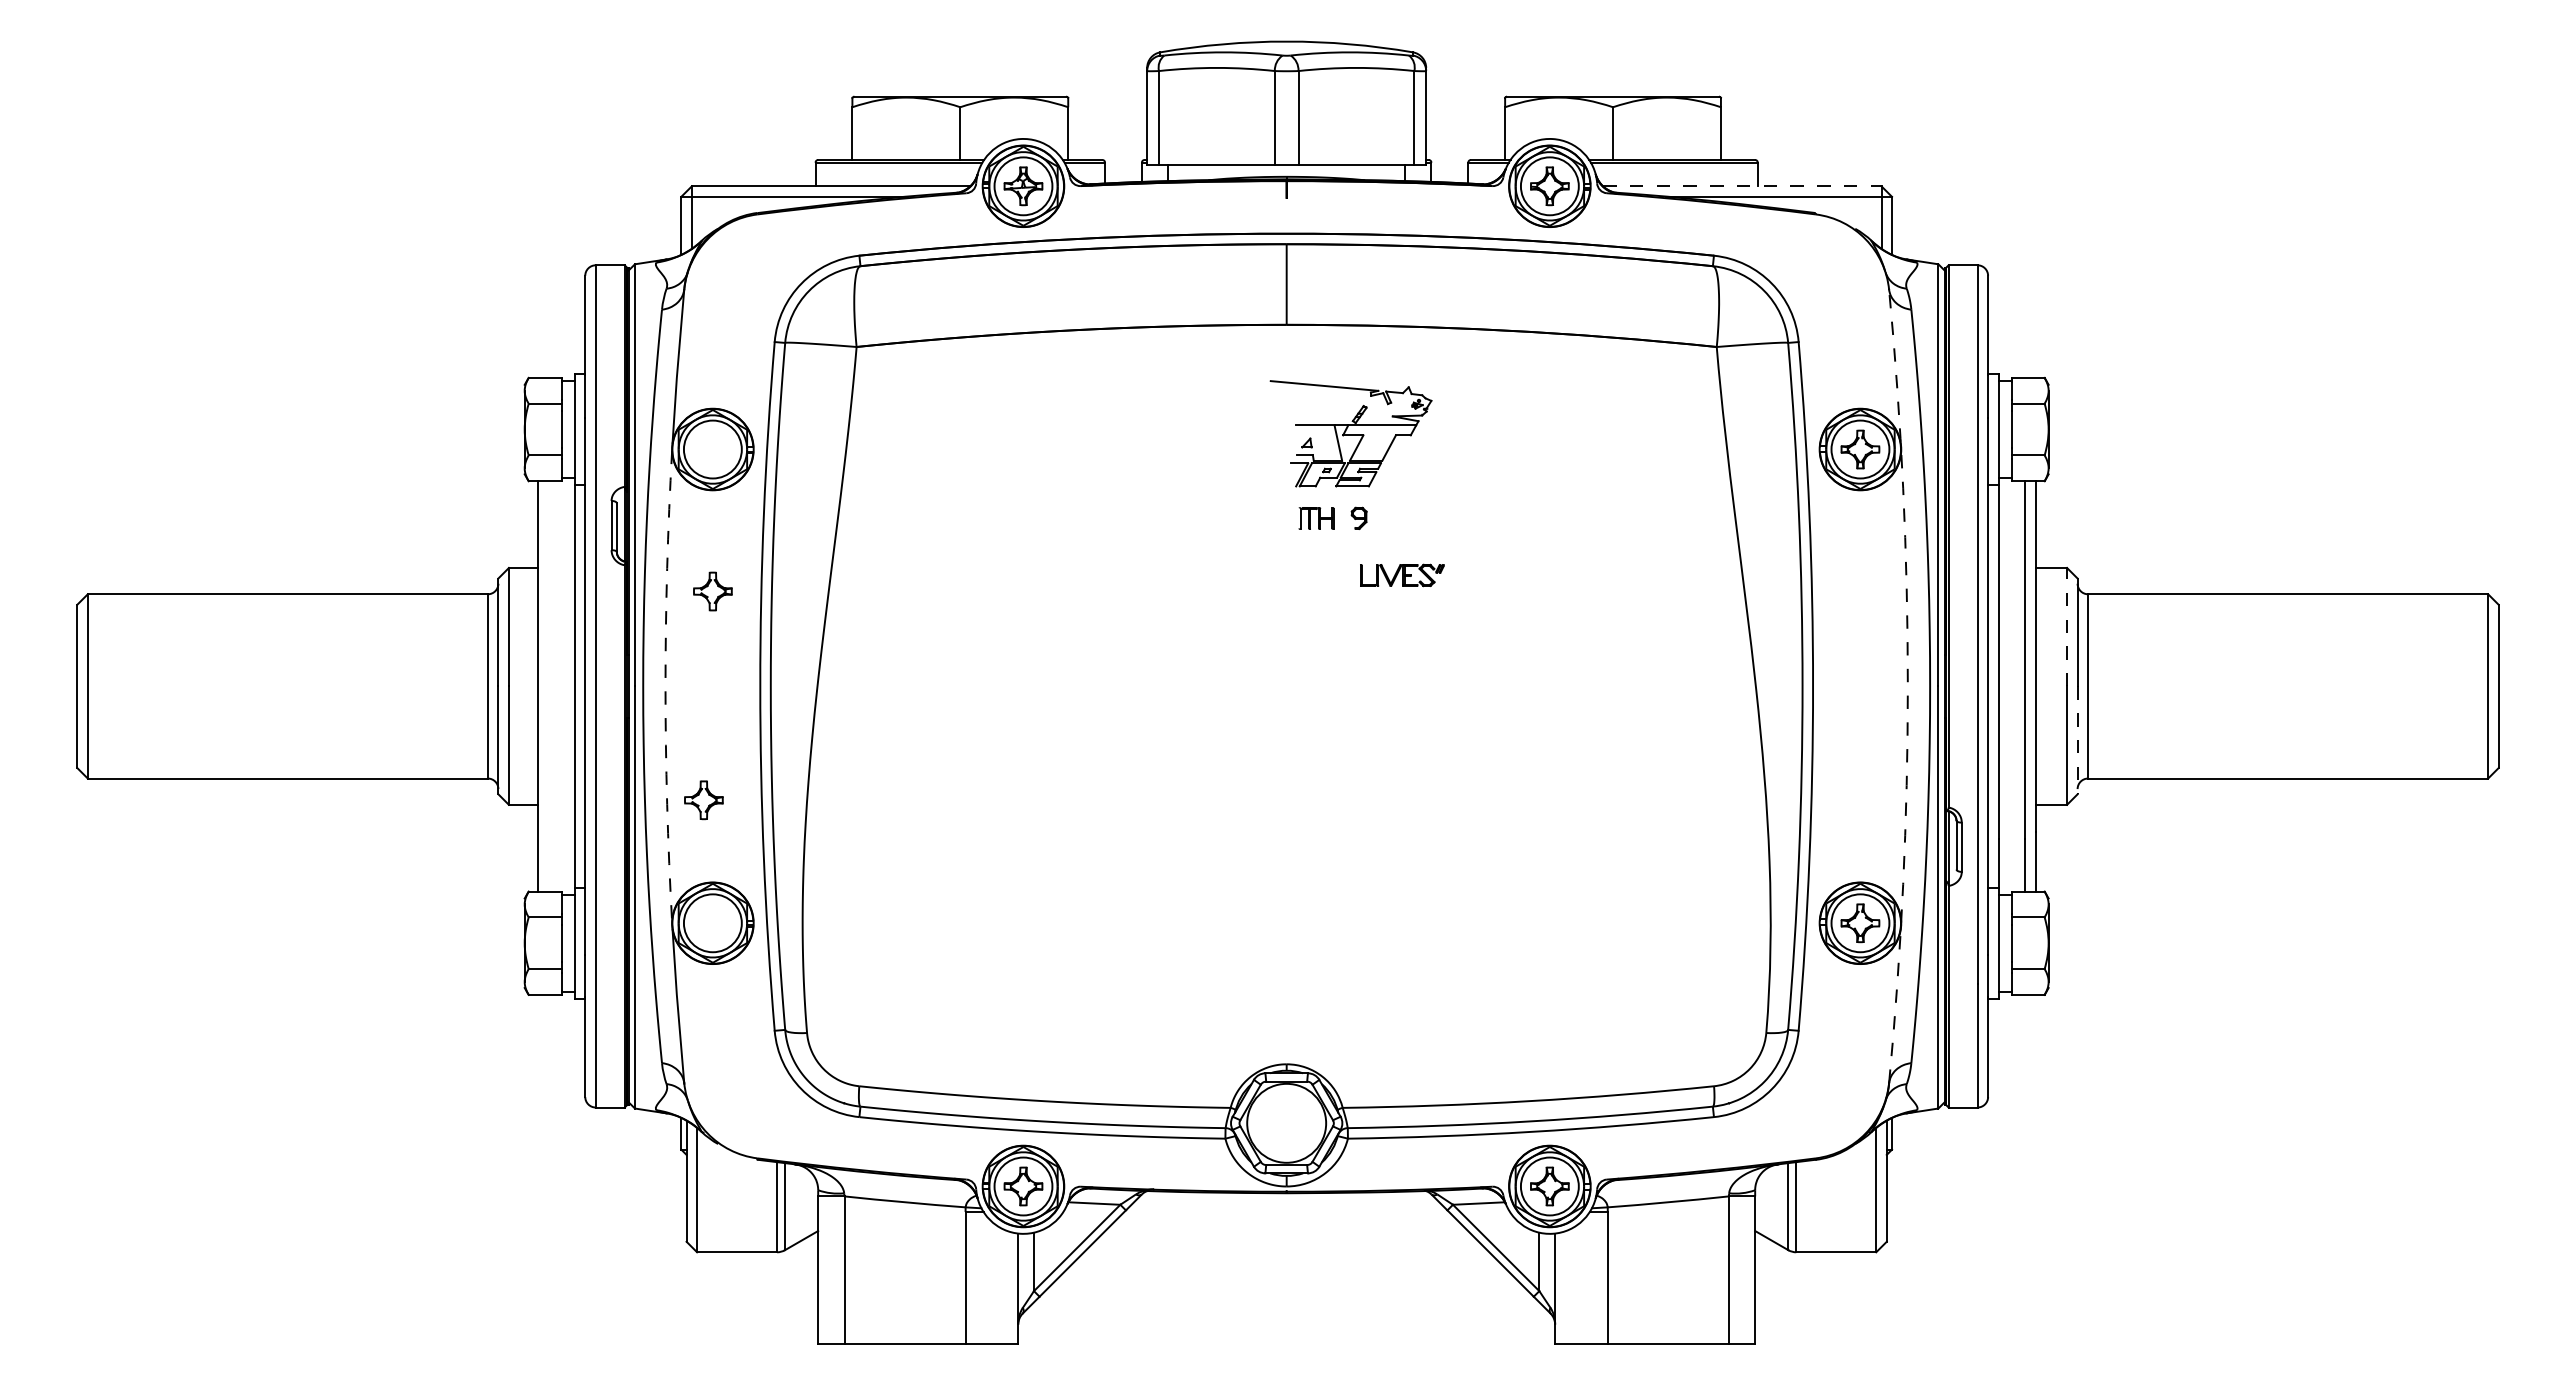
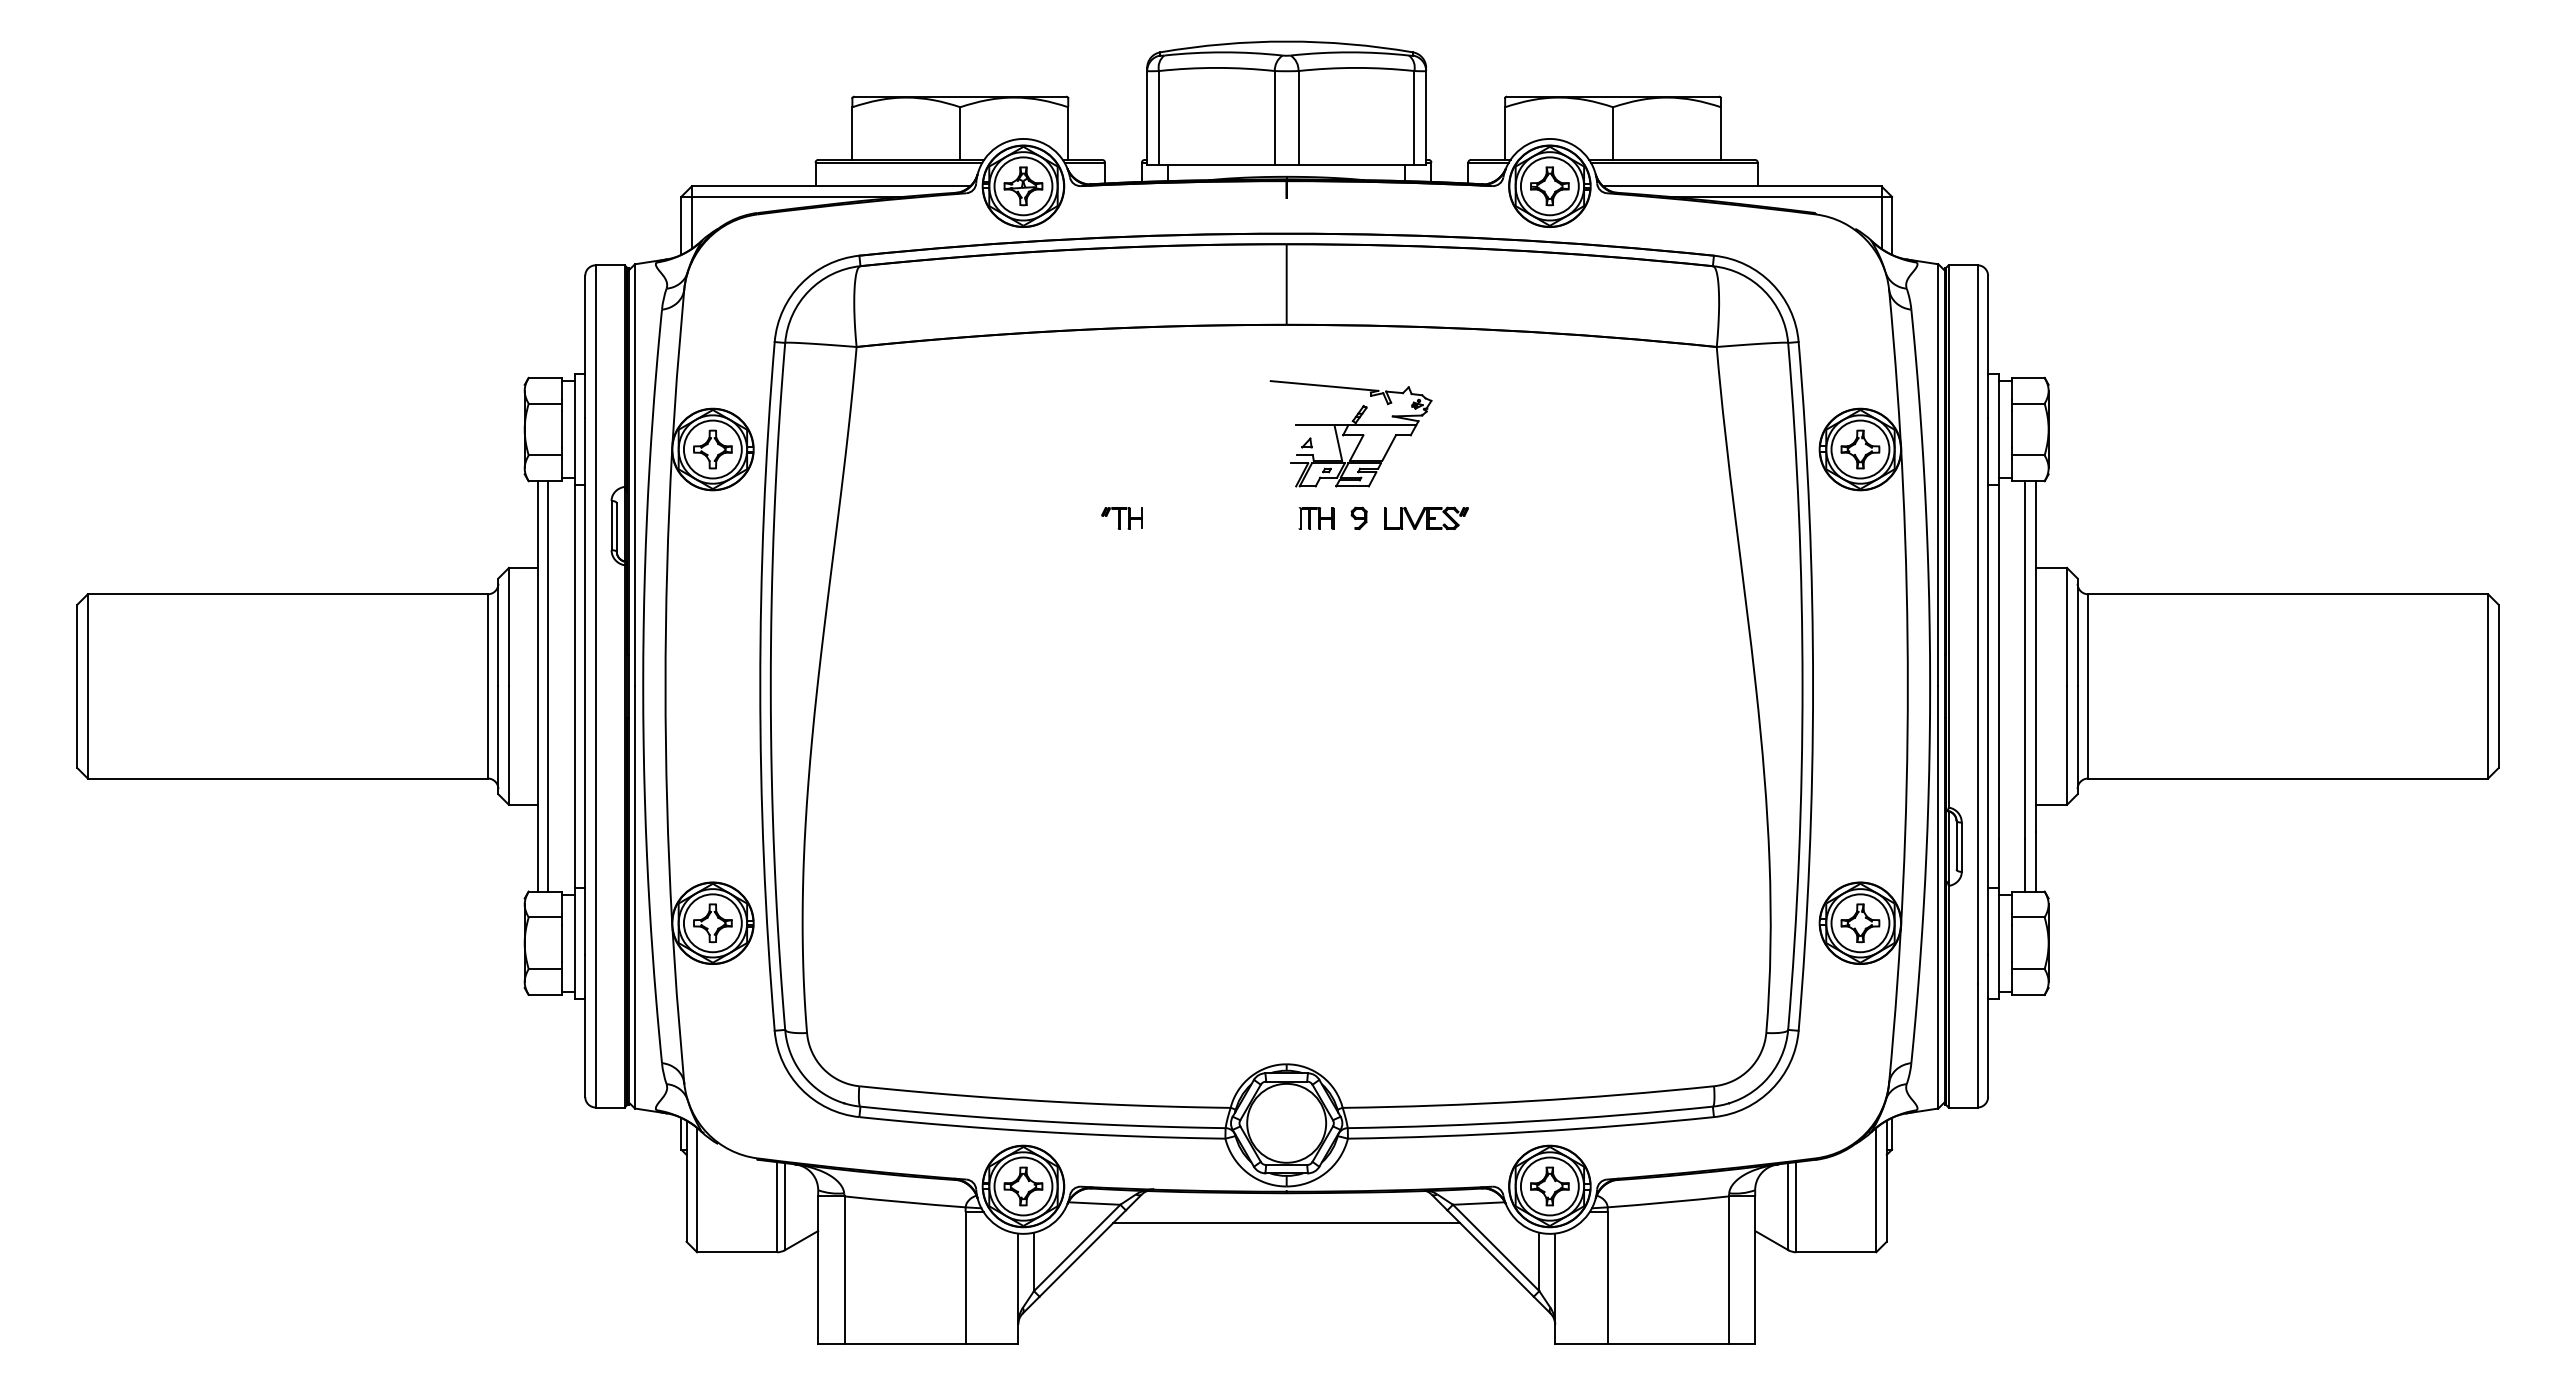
line: dashed -> solid (1742, 186)
part: none -> present (1121, 518)
part position: (1402, 575) -> (1426, 518) (1426, 518)
part position: (712, 591) -> (712, 449) (712, 449)
line: dashed -> solid (2067, 626)
line: none -> present (548, 686)
arc: dashed -> solid (665, 686)
arc: dashed -> solid (1907, 686)
line: dashed -> solid (2077, 740)
part position: (703, 800) -> (712, 923) (712, 923)
line: none -> present (1286, 1223)
